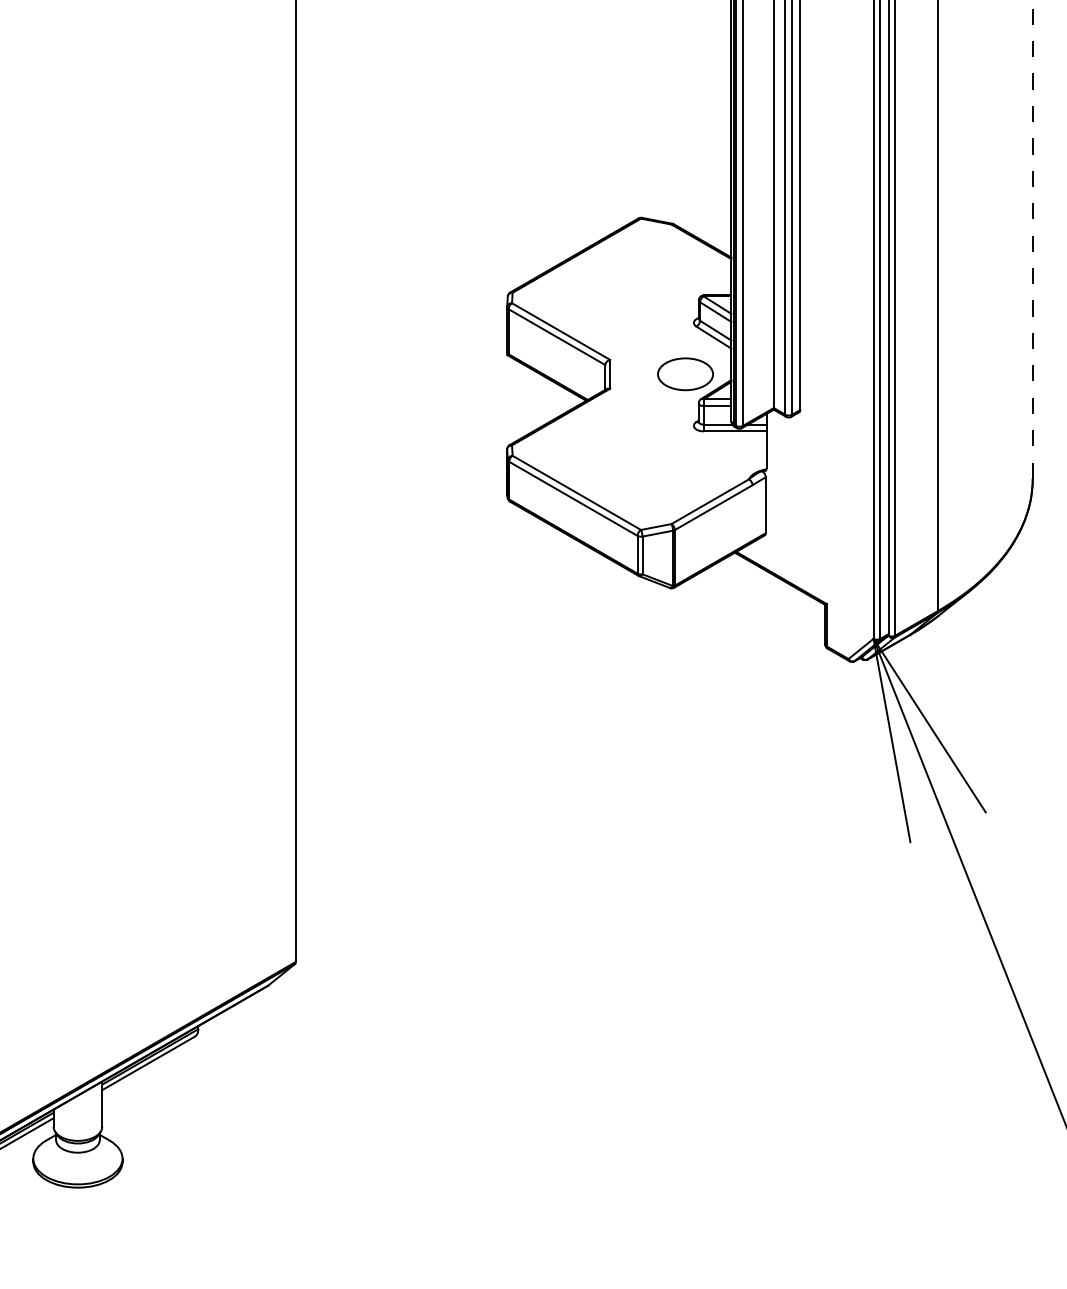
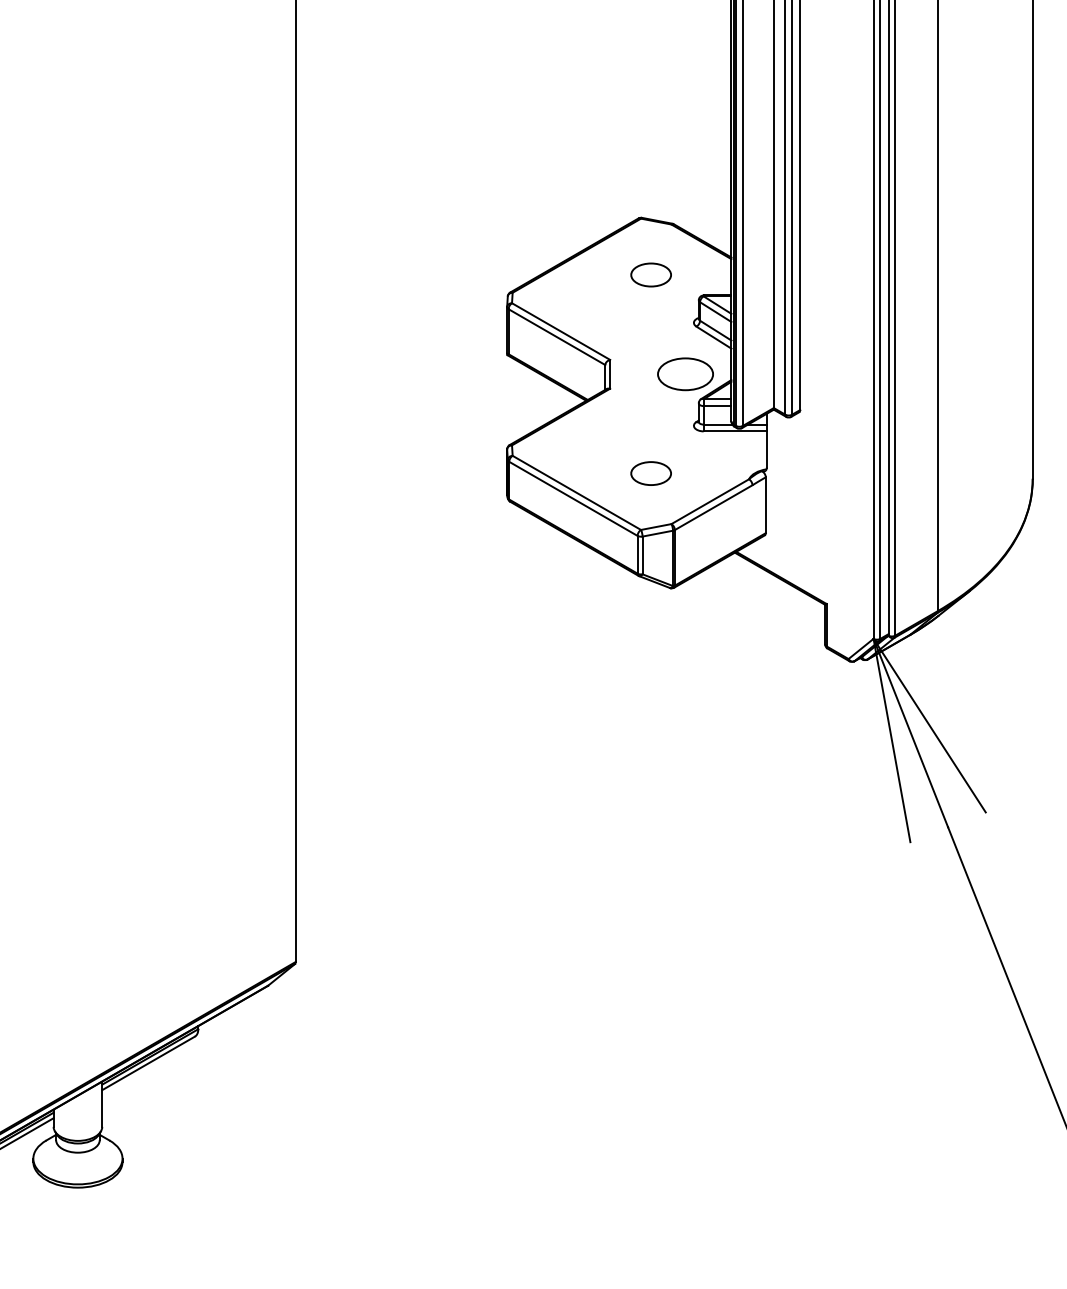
line: dashed -> solid (1032, 239)
part: none -> present (650, 274)
part: none -> present (650, 473)
